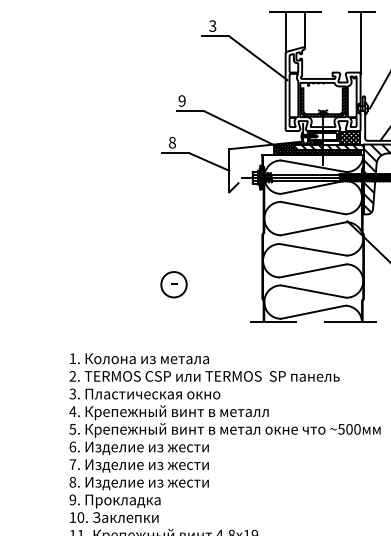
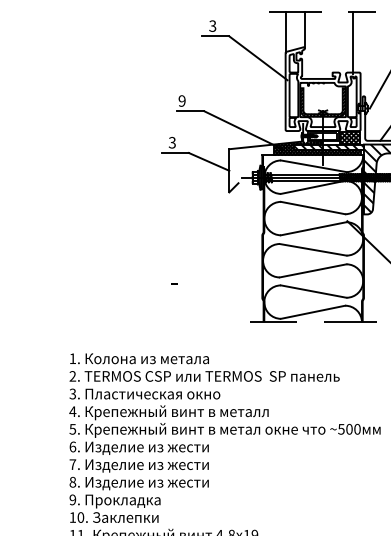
line position: (360, 42) -> (352, 42) (352, 42)
text: 8 -> 3 (171, 142)
circle: present -> none (173, 284)
